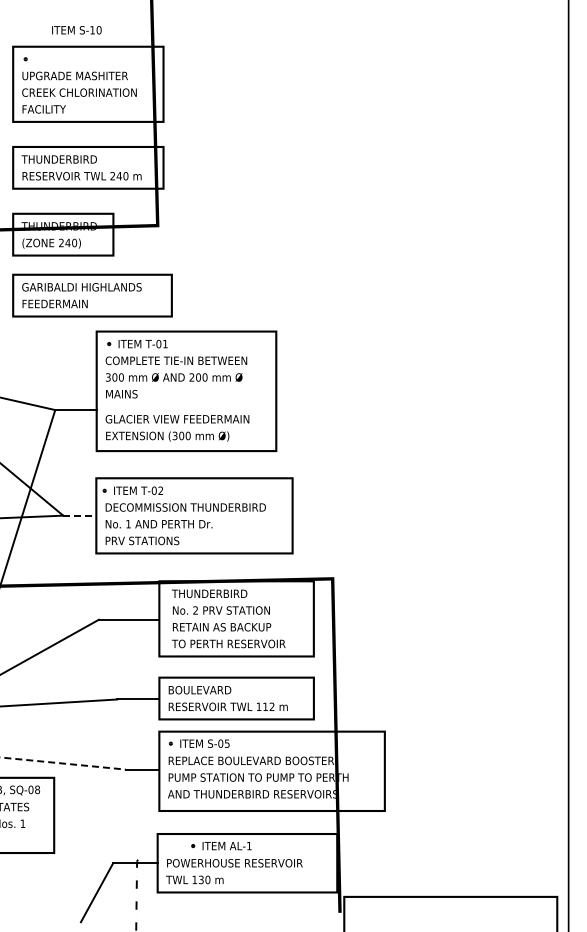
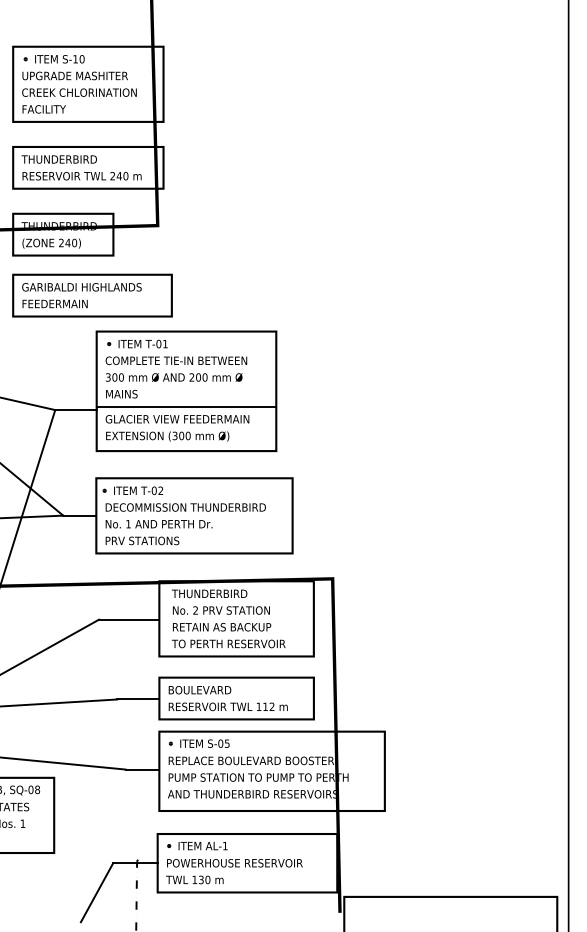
text position: (76, 30) -> (59, 59) (59, 59)
line: none -> present (186, 406)
line: dashed -> solid (79, 515)
line: dashed -> solid (63, 763)
text position: (221, 846) -> (197, 846) (197, 846)
